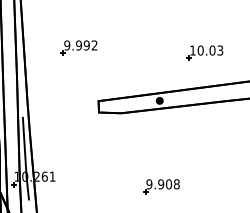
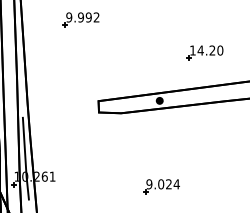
part position: (78, 47) -> (80, 19) (80, 19)
text: 10.03 -> 14.20 (210, 50)
text: 9.908 -> 9.024 (168, 184)
